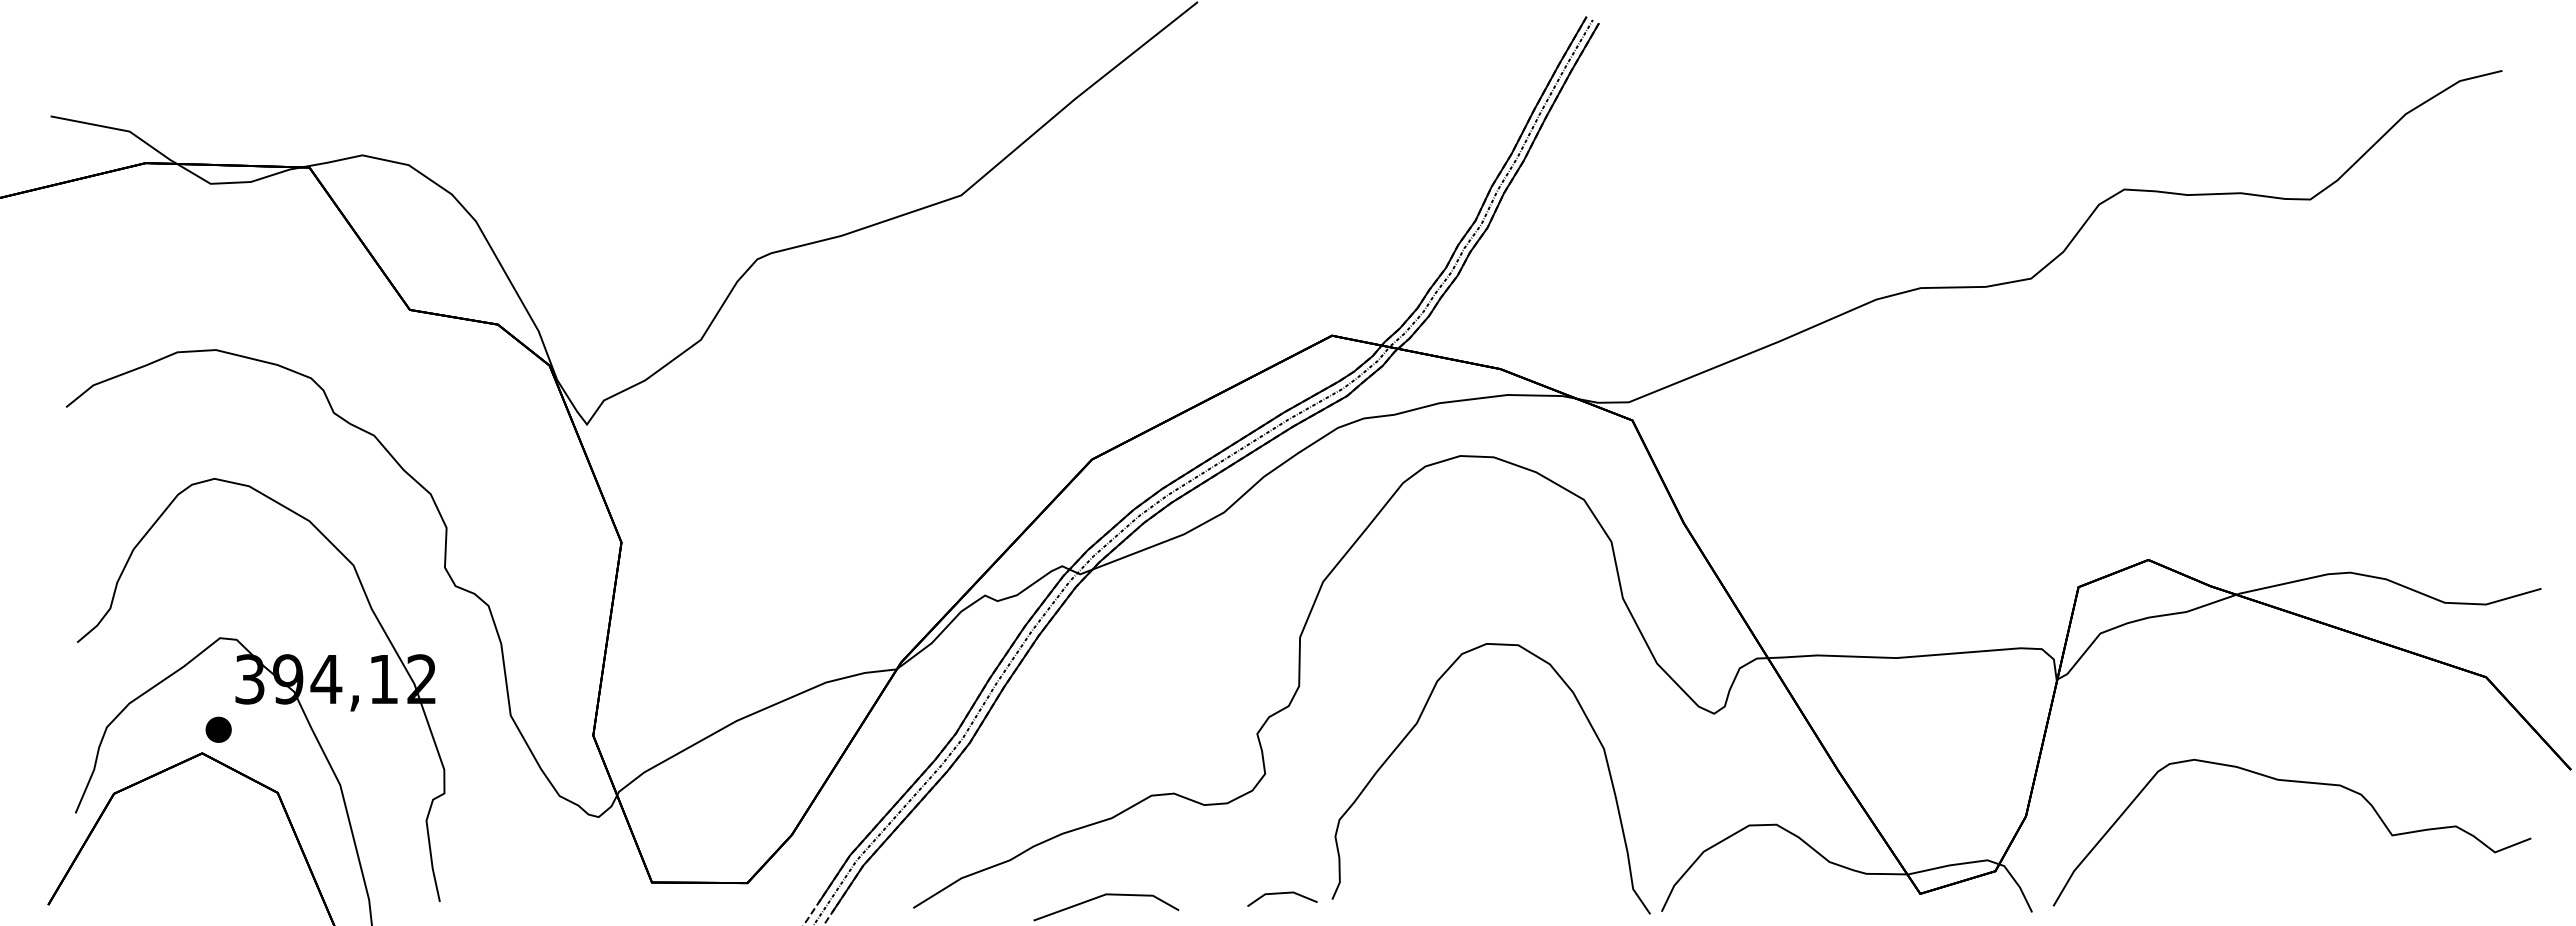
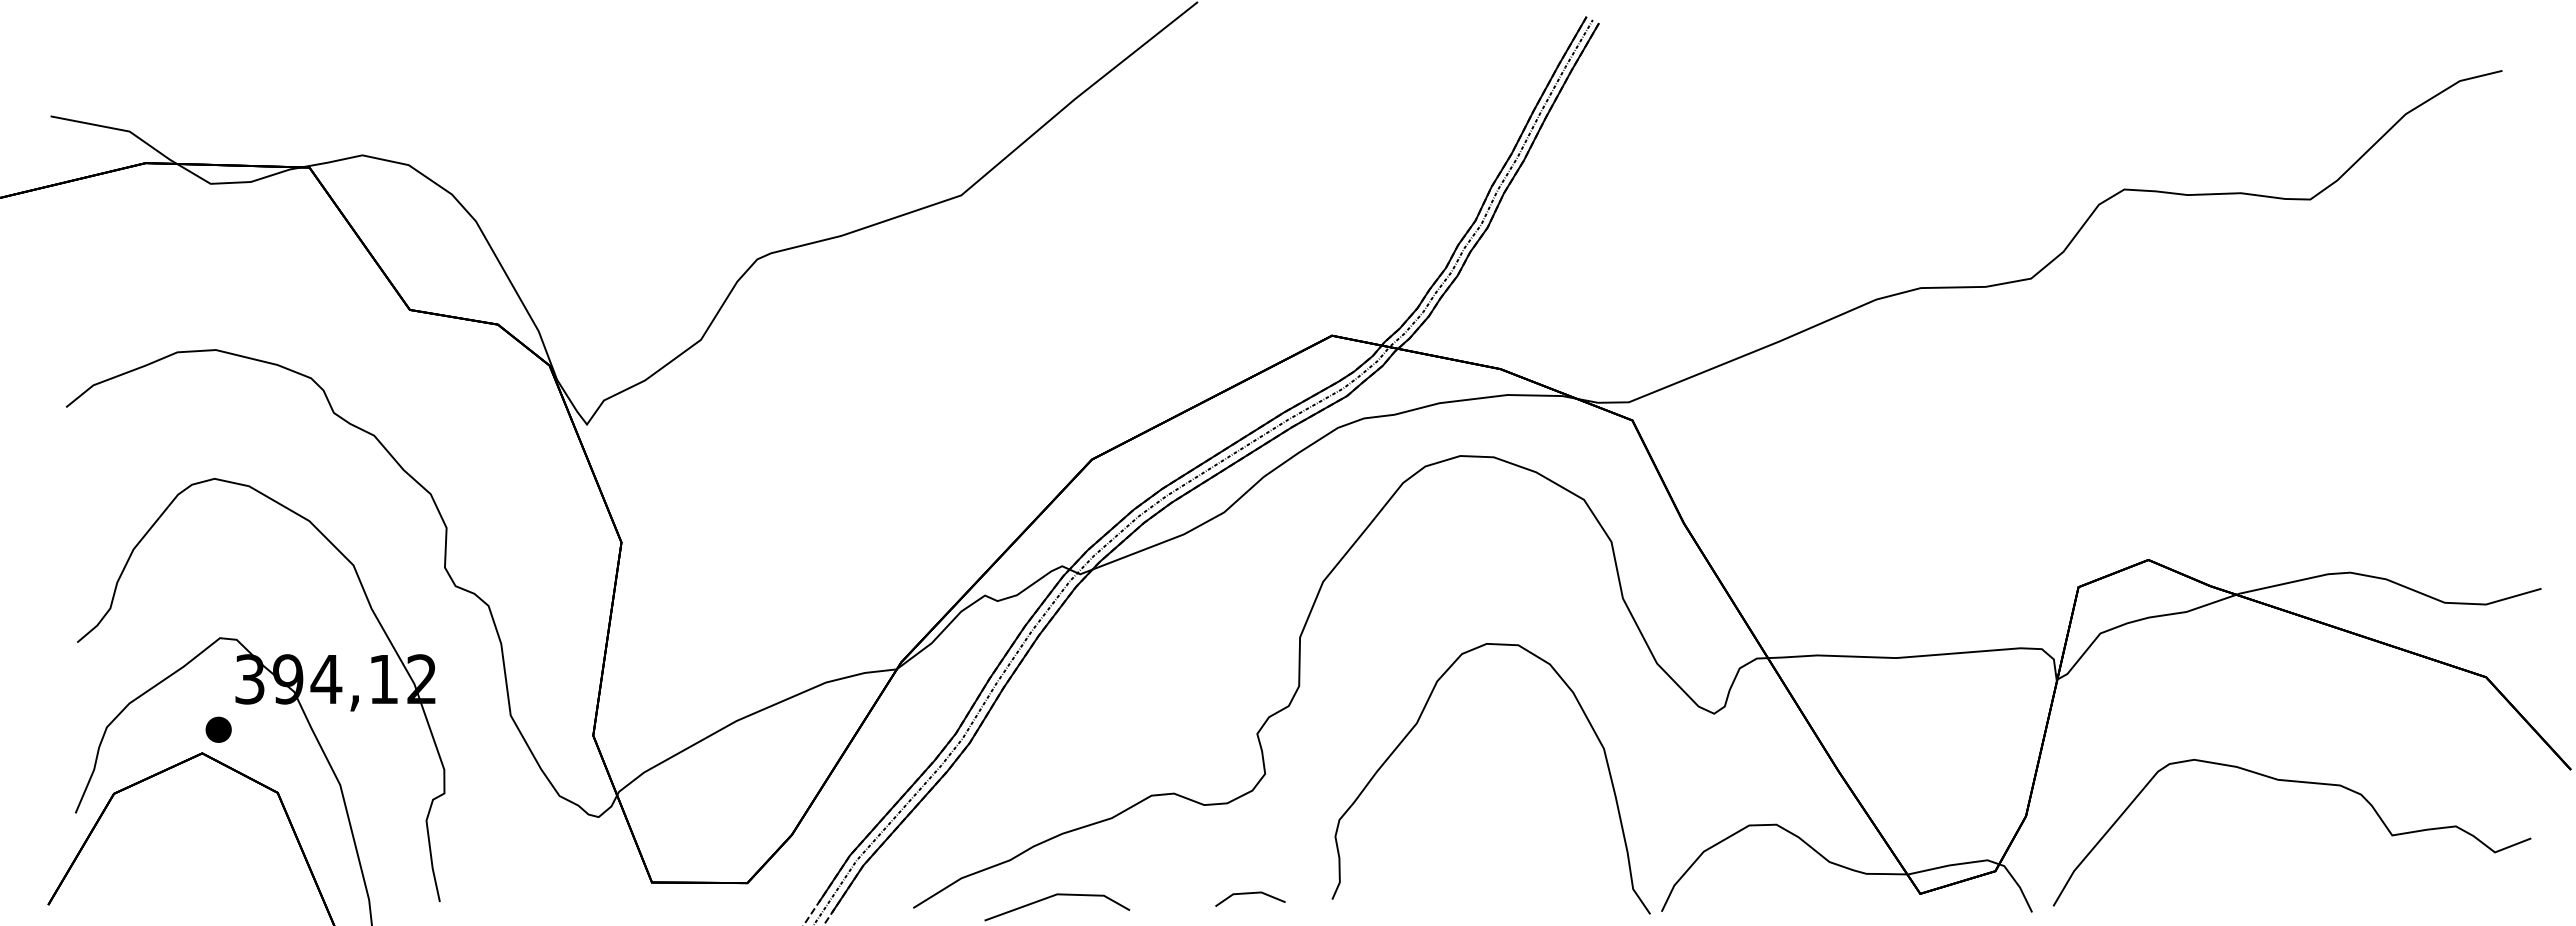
line position: (1281, 894) -> (1249, 894) (1249, 894)
line position: (1103, 896) -> (1054, 896) (1054, 896)
